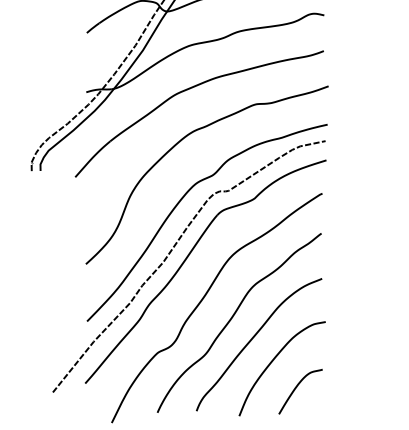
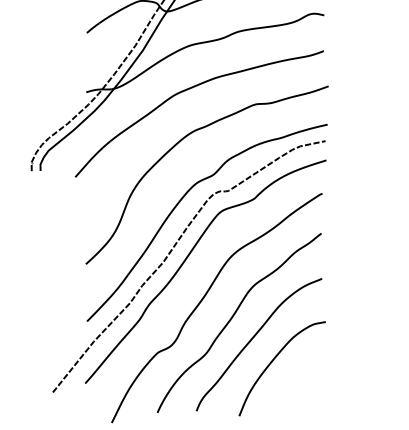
curve: present -> none (297, 387)
